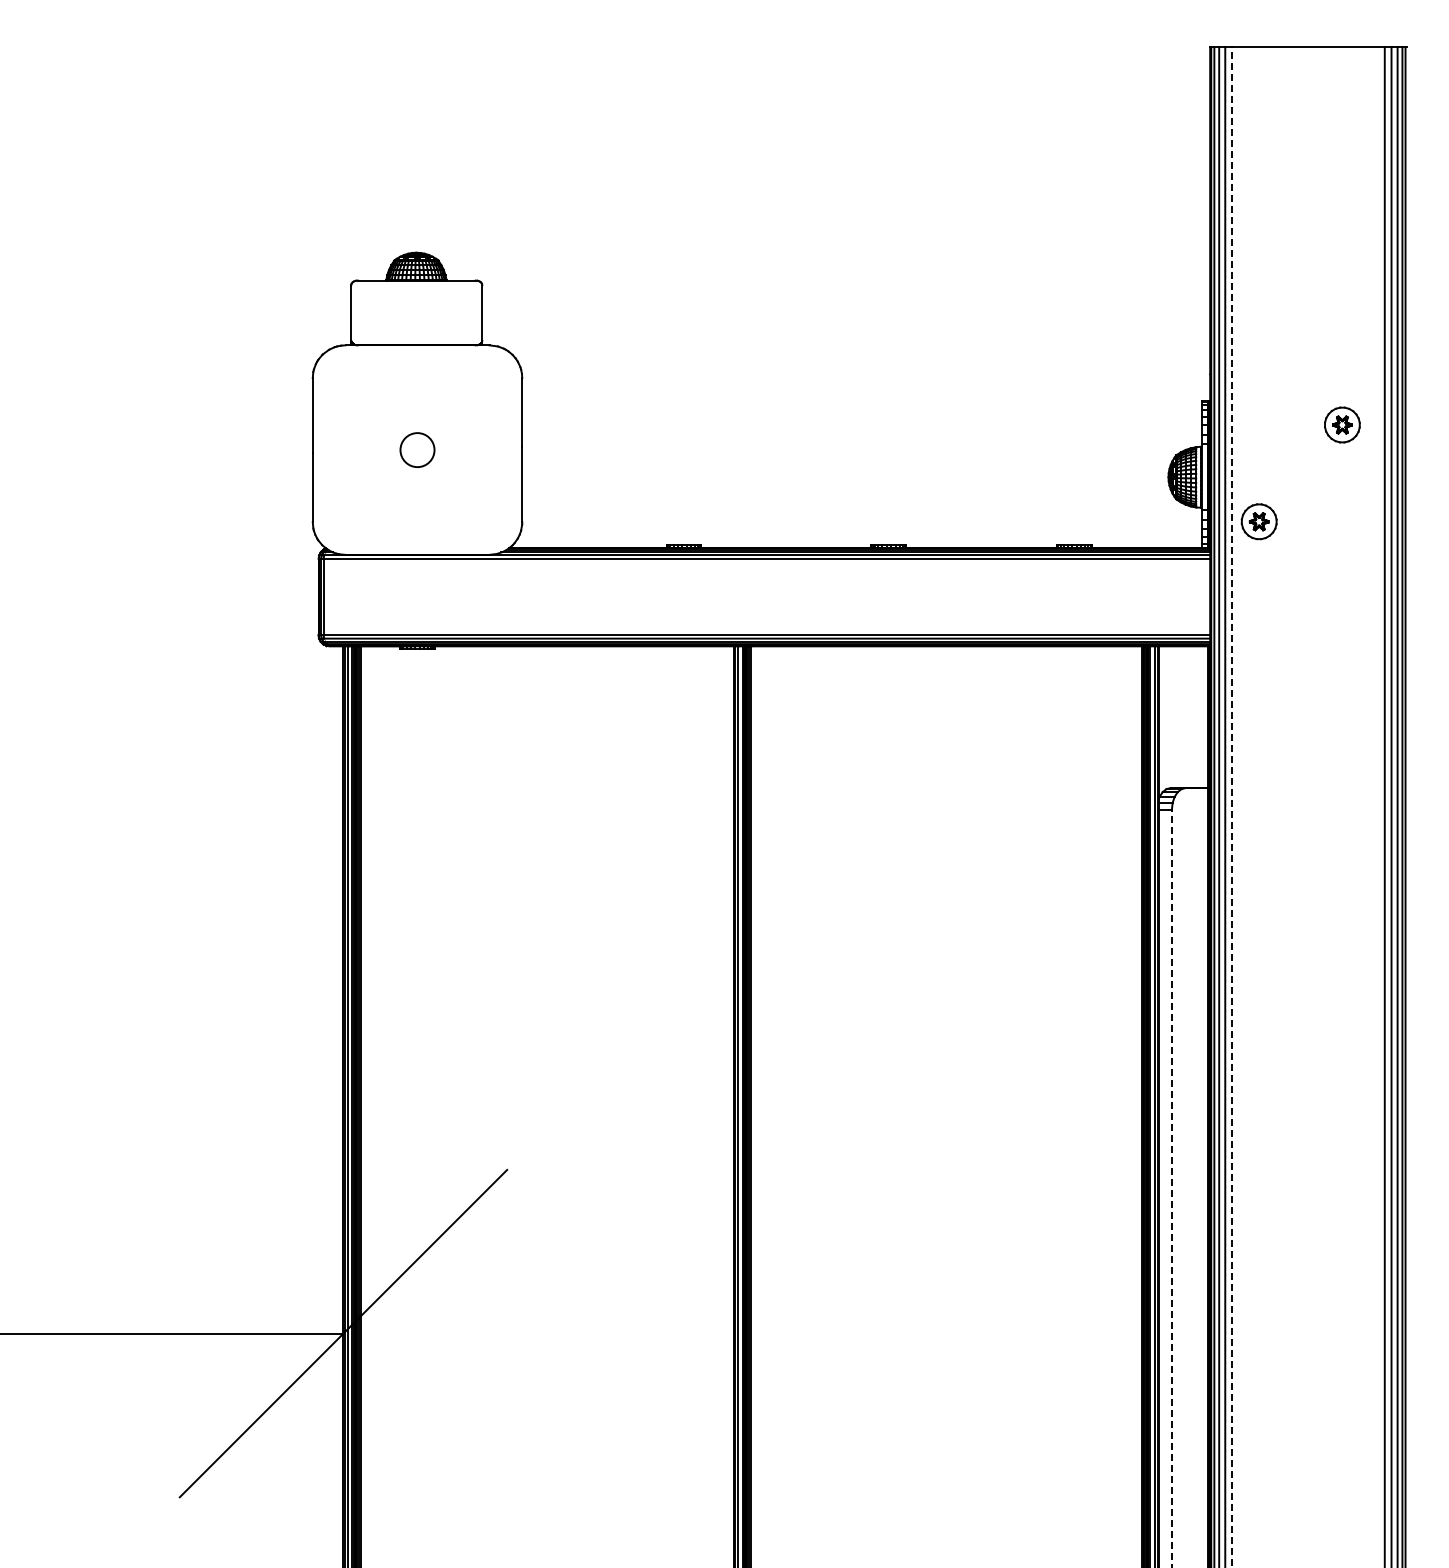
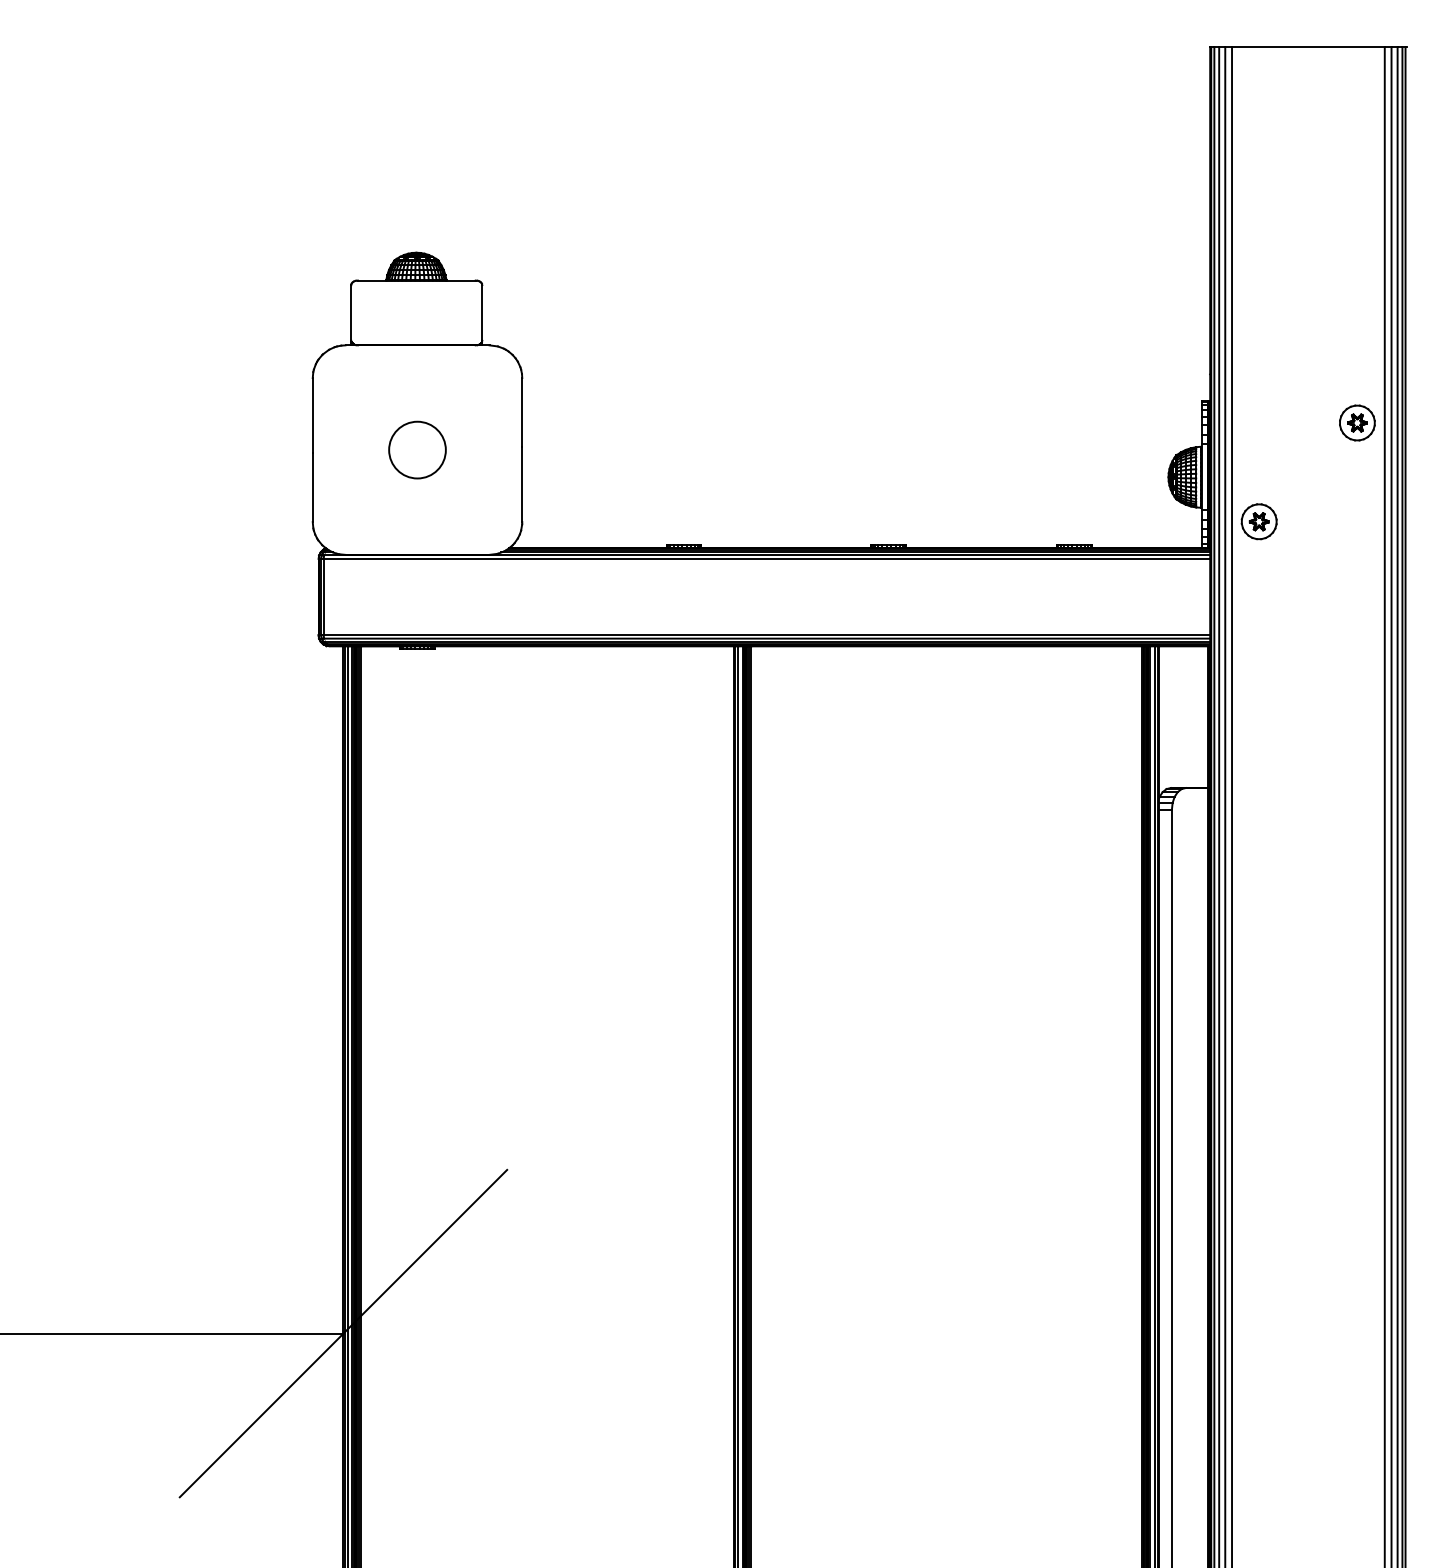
part position: (1342, 424) -> (1357, 422) (1357, 422)
circle diameter: 34 px -> 57 px (417, 449)
line: dashed -> solid (1232, 806)
line: dashed -> solid (1171, 1188)
